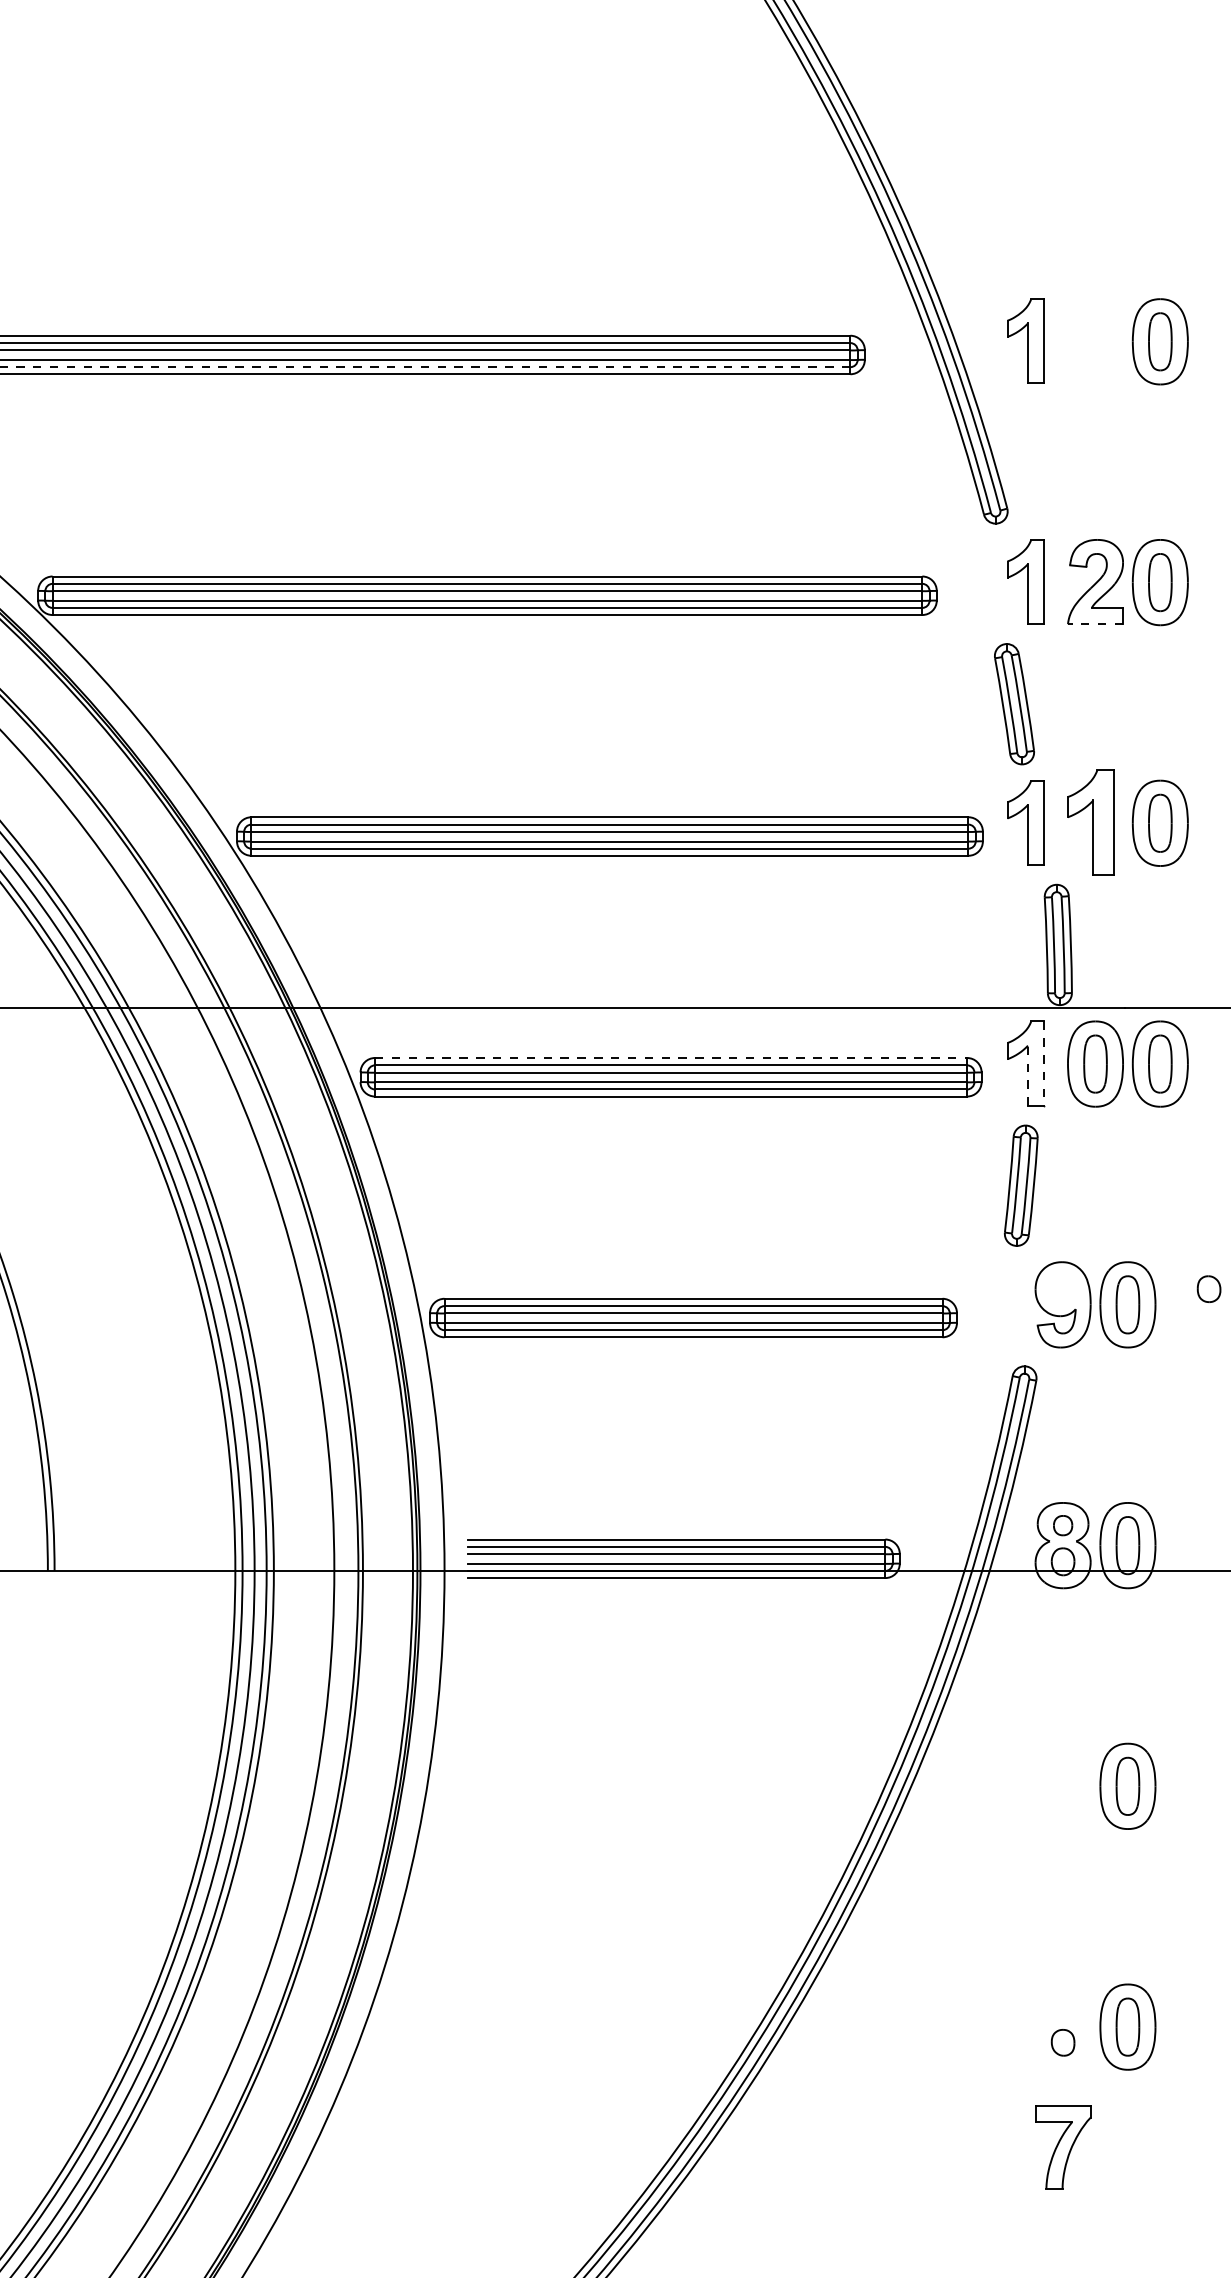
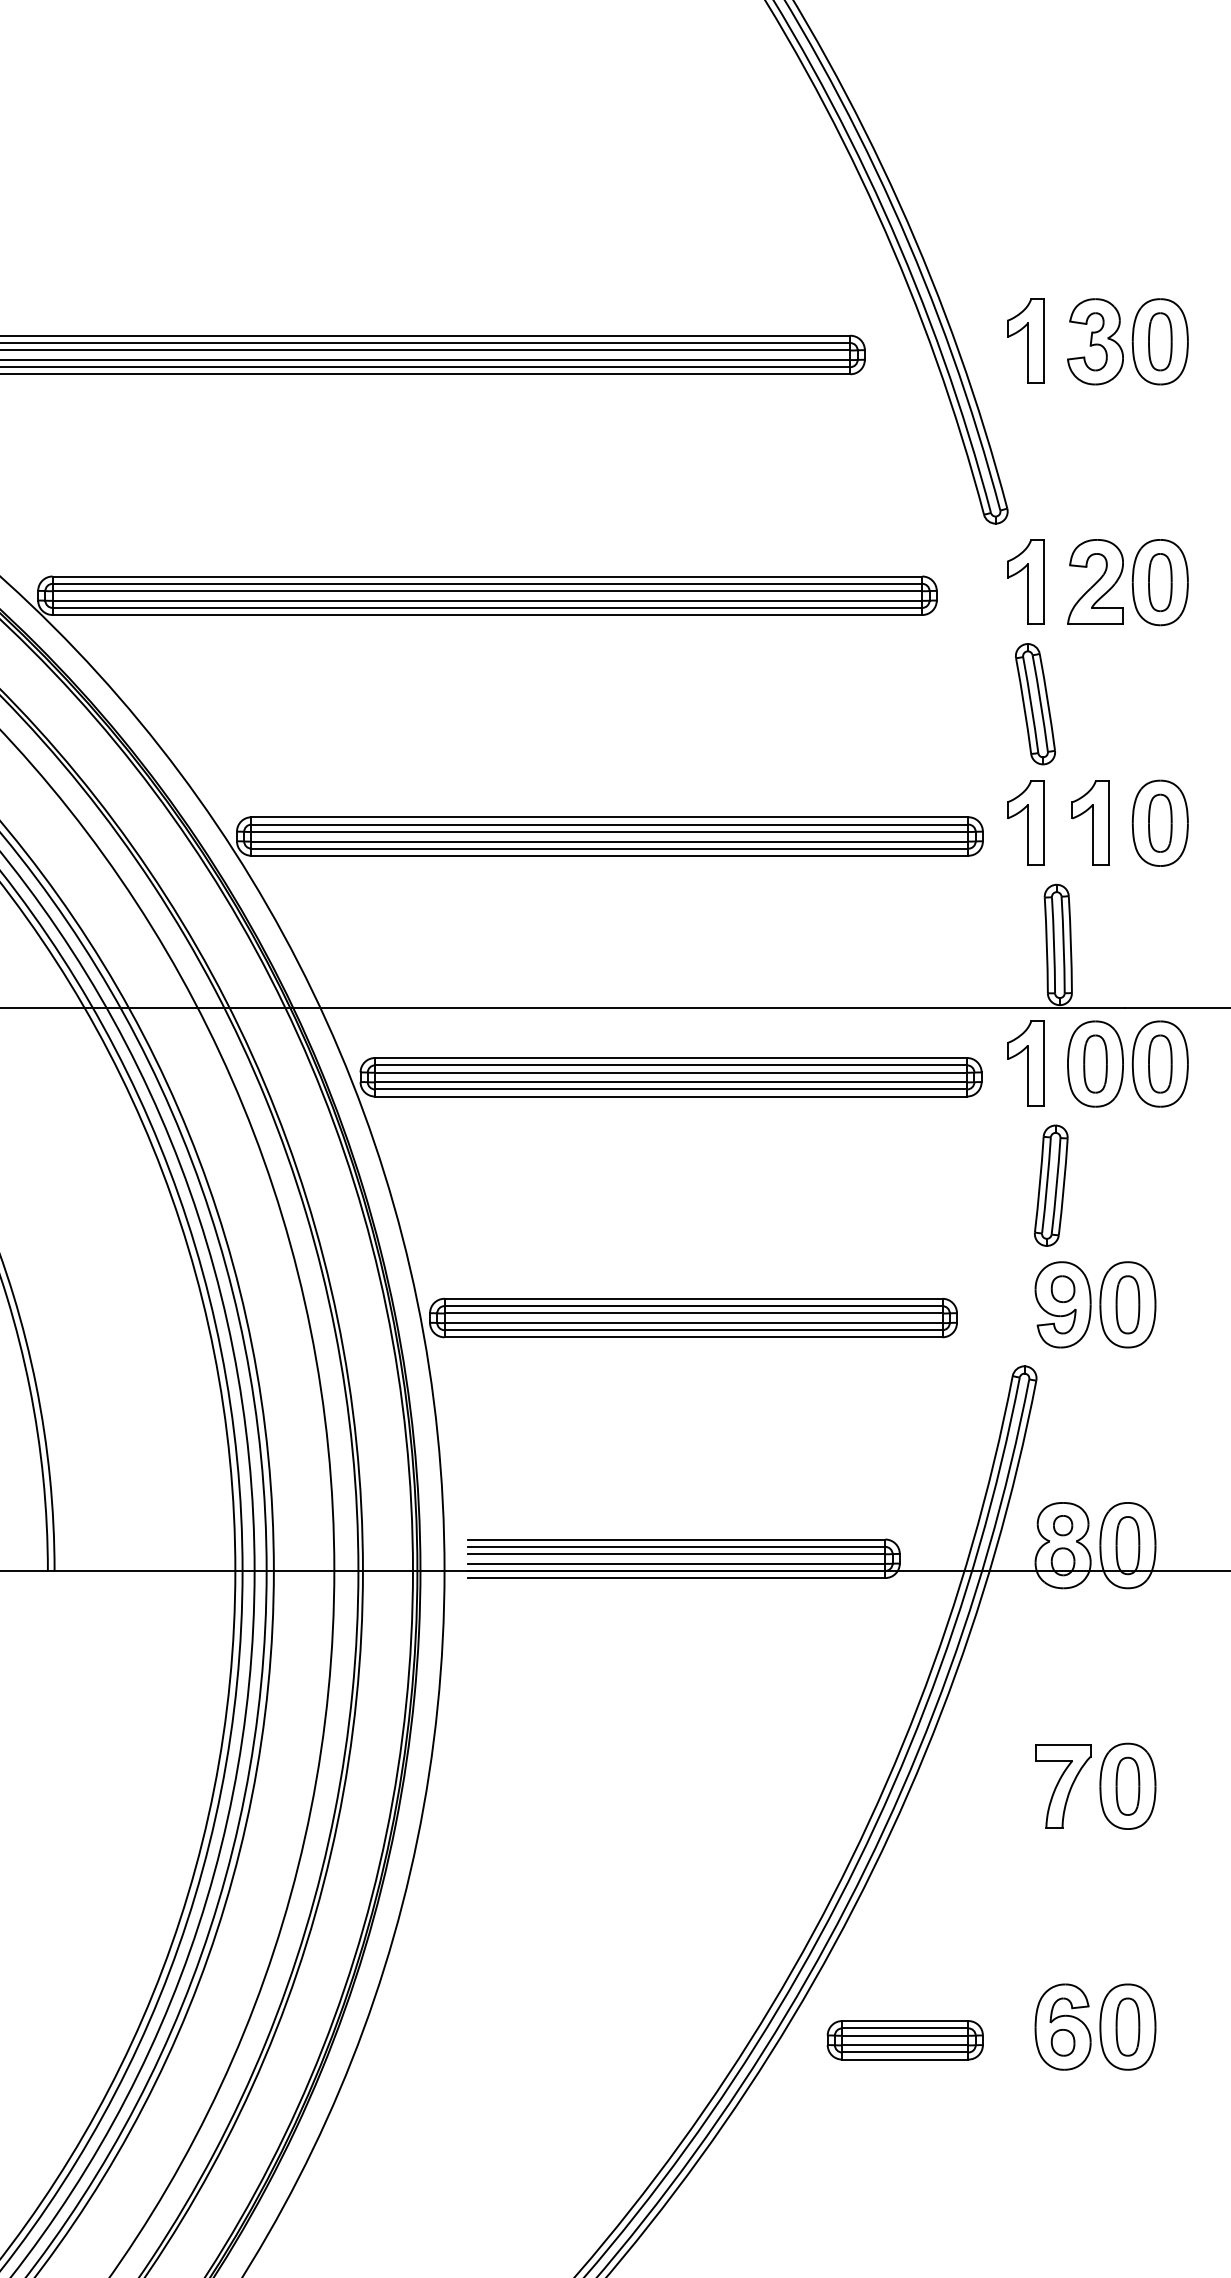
part: none -> present (1095, 341)
line: dashed -> solid (425, 367)
line: dashed -> solid (1095, 624)
part position: (1014, 704) -> (1035, 704) (1035, 704)
part size: 48x107 px -> 39x86 px (1090, 822)
line: dashed -> solid (671, 1058)
line: dashed -> solid (1044, 1064)
line: dashed -> solid (1028, 1075)
part position: (1020, 1185) -> (1050, 1185) (1050, 1185)
part position: (1208, 1288) -> (1062, 1288) (1062, 1288)
part: none -> present (1062, 2026)
part: none -> present (904, 2040)
part position: (1063, 2147) -> (1063, 1786) (1063, 1786)
